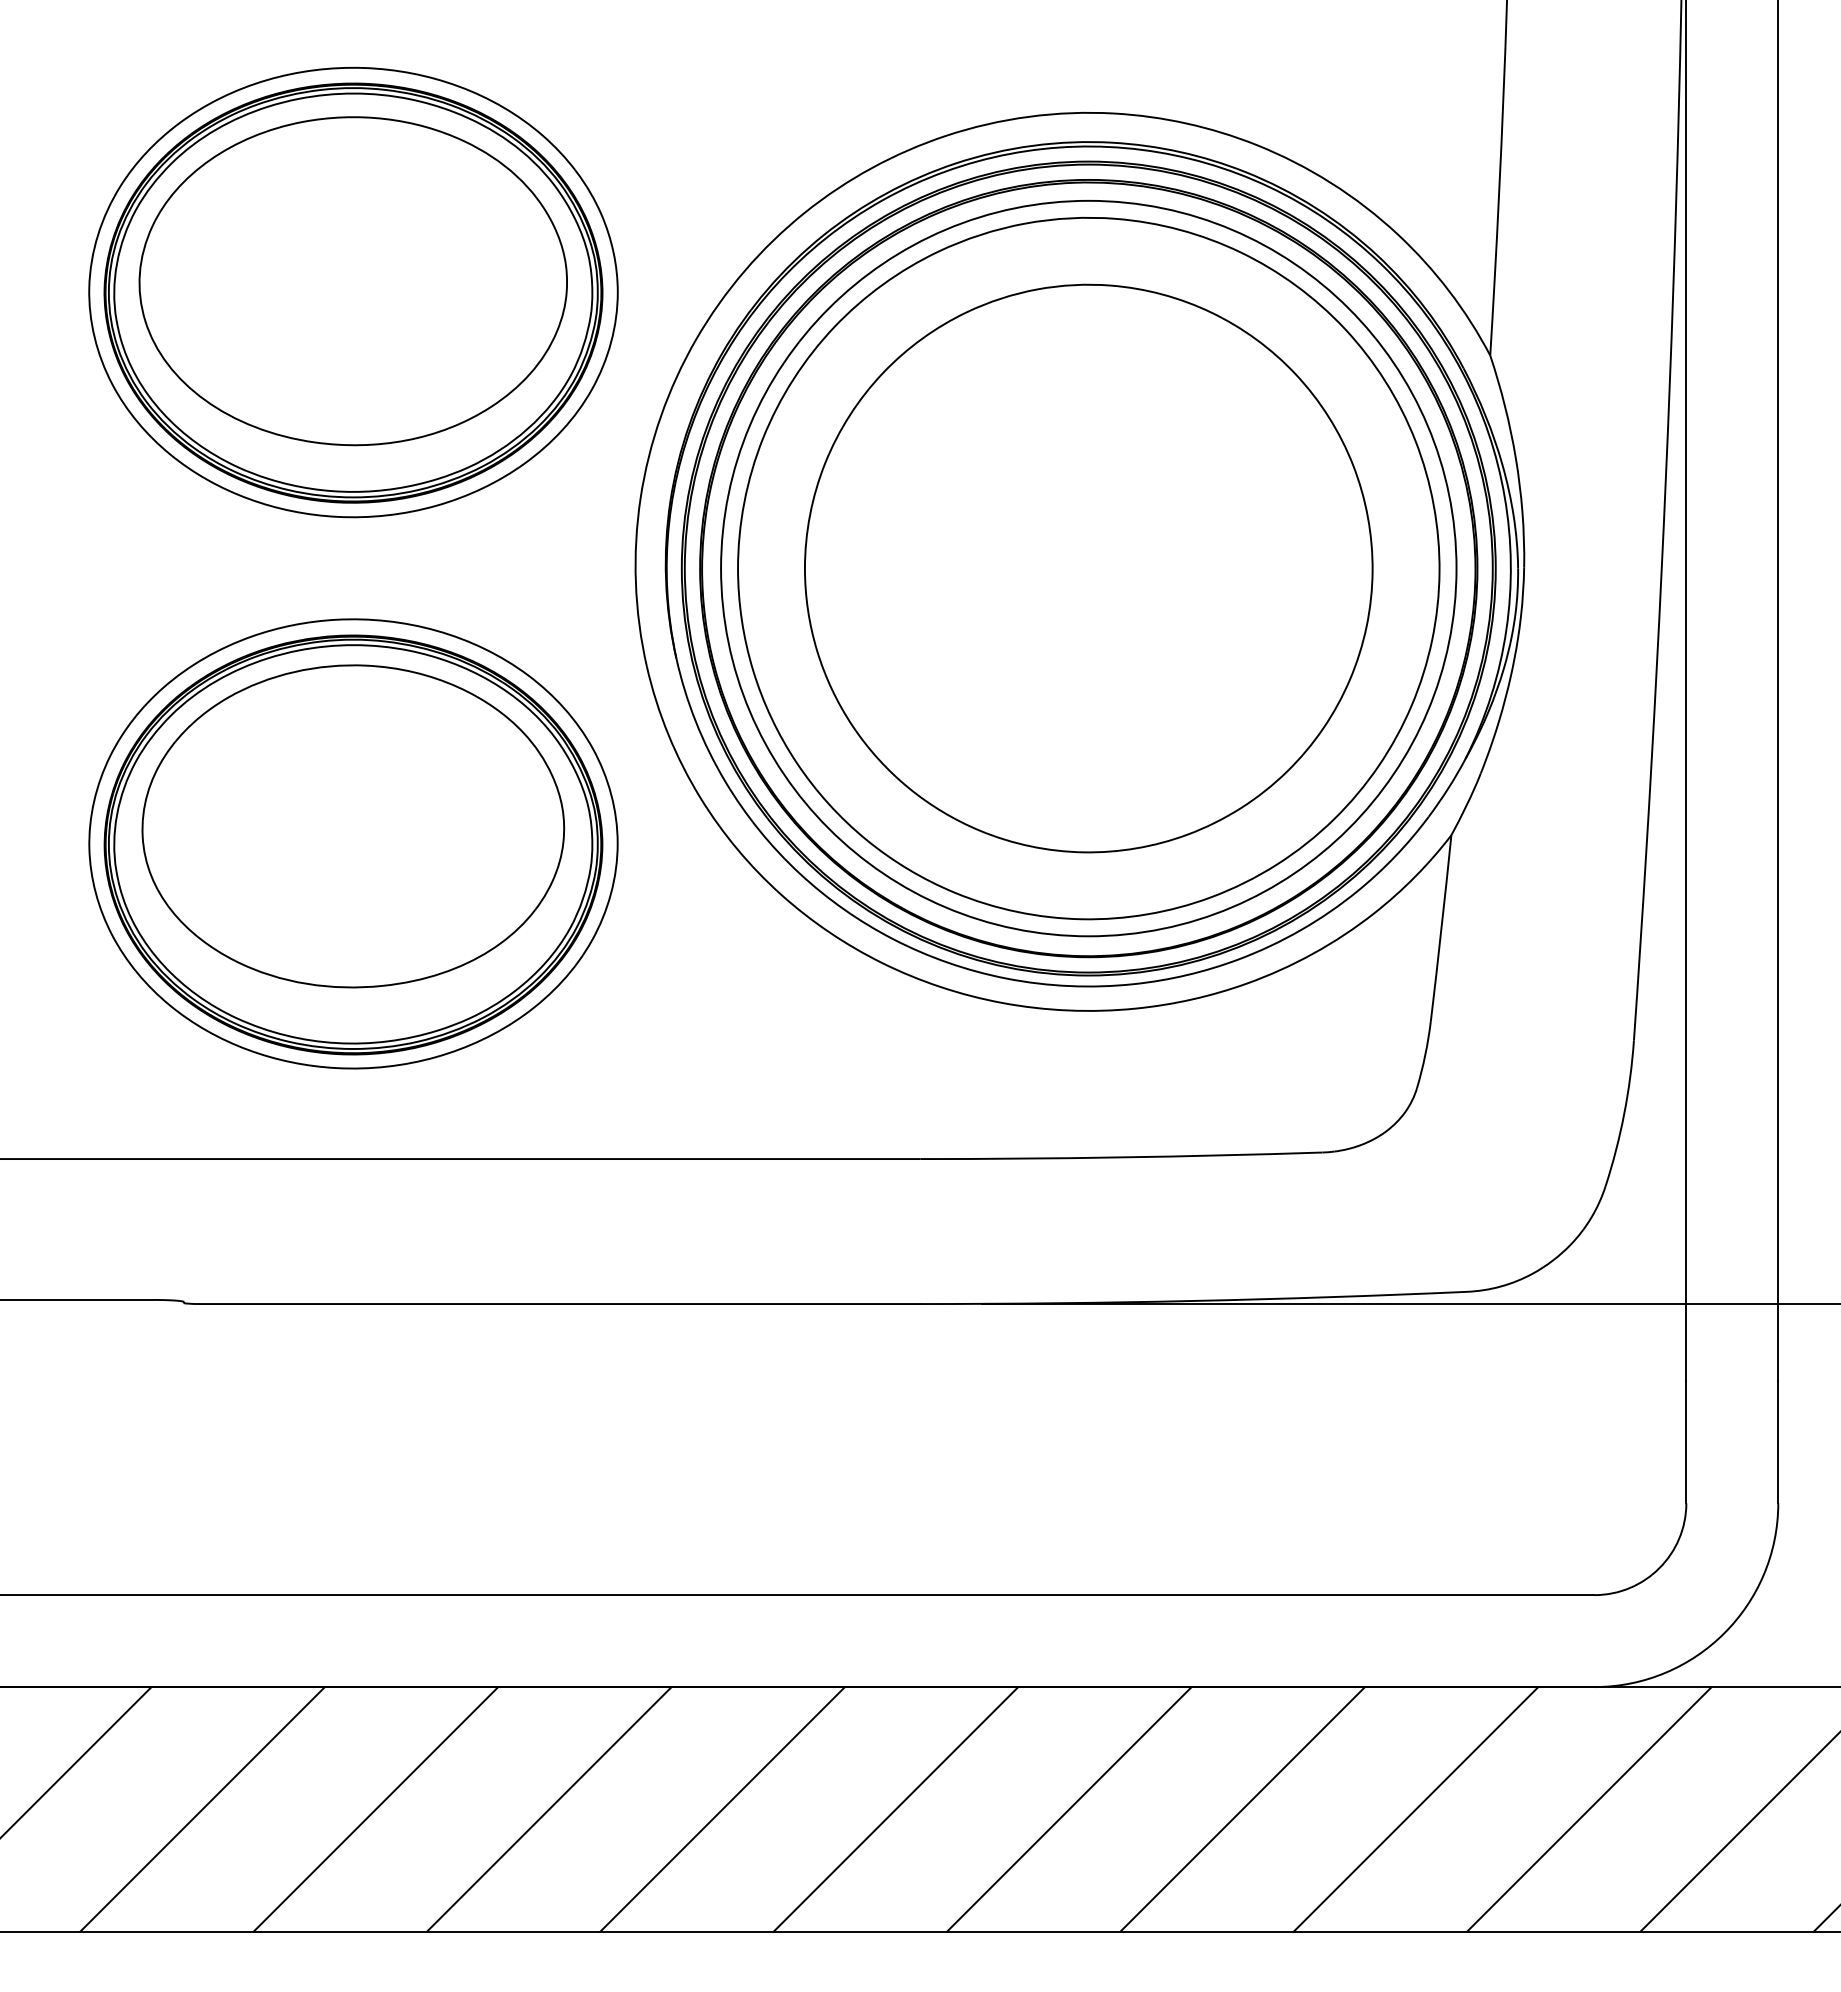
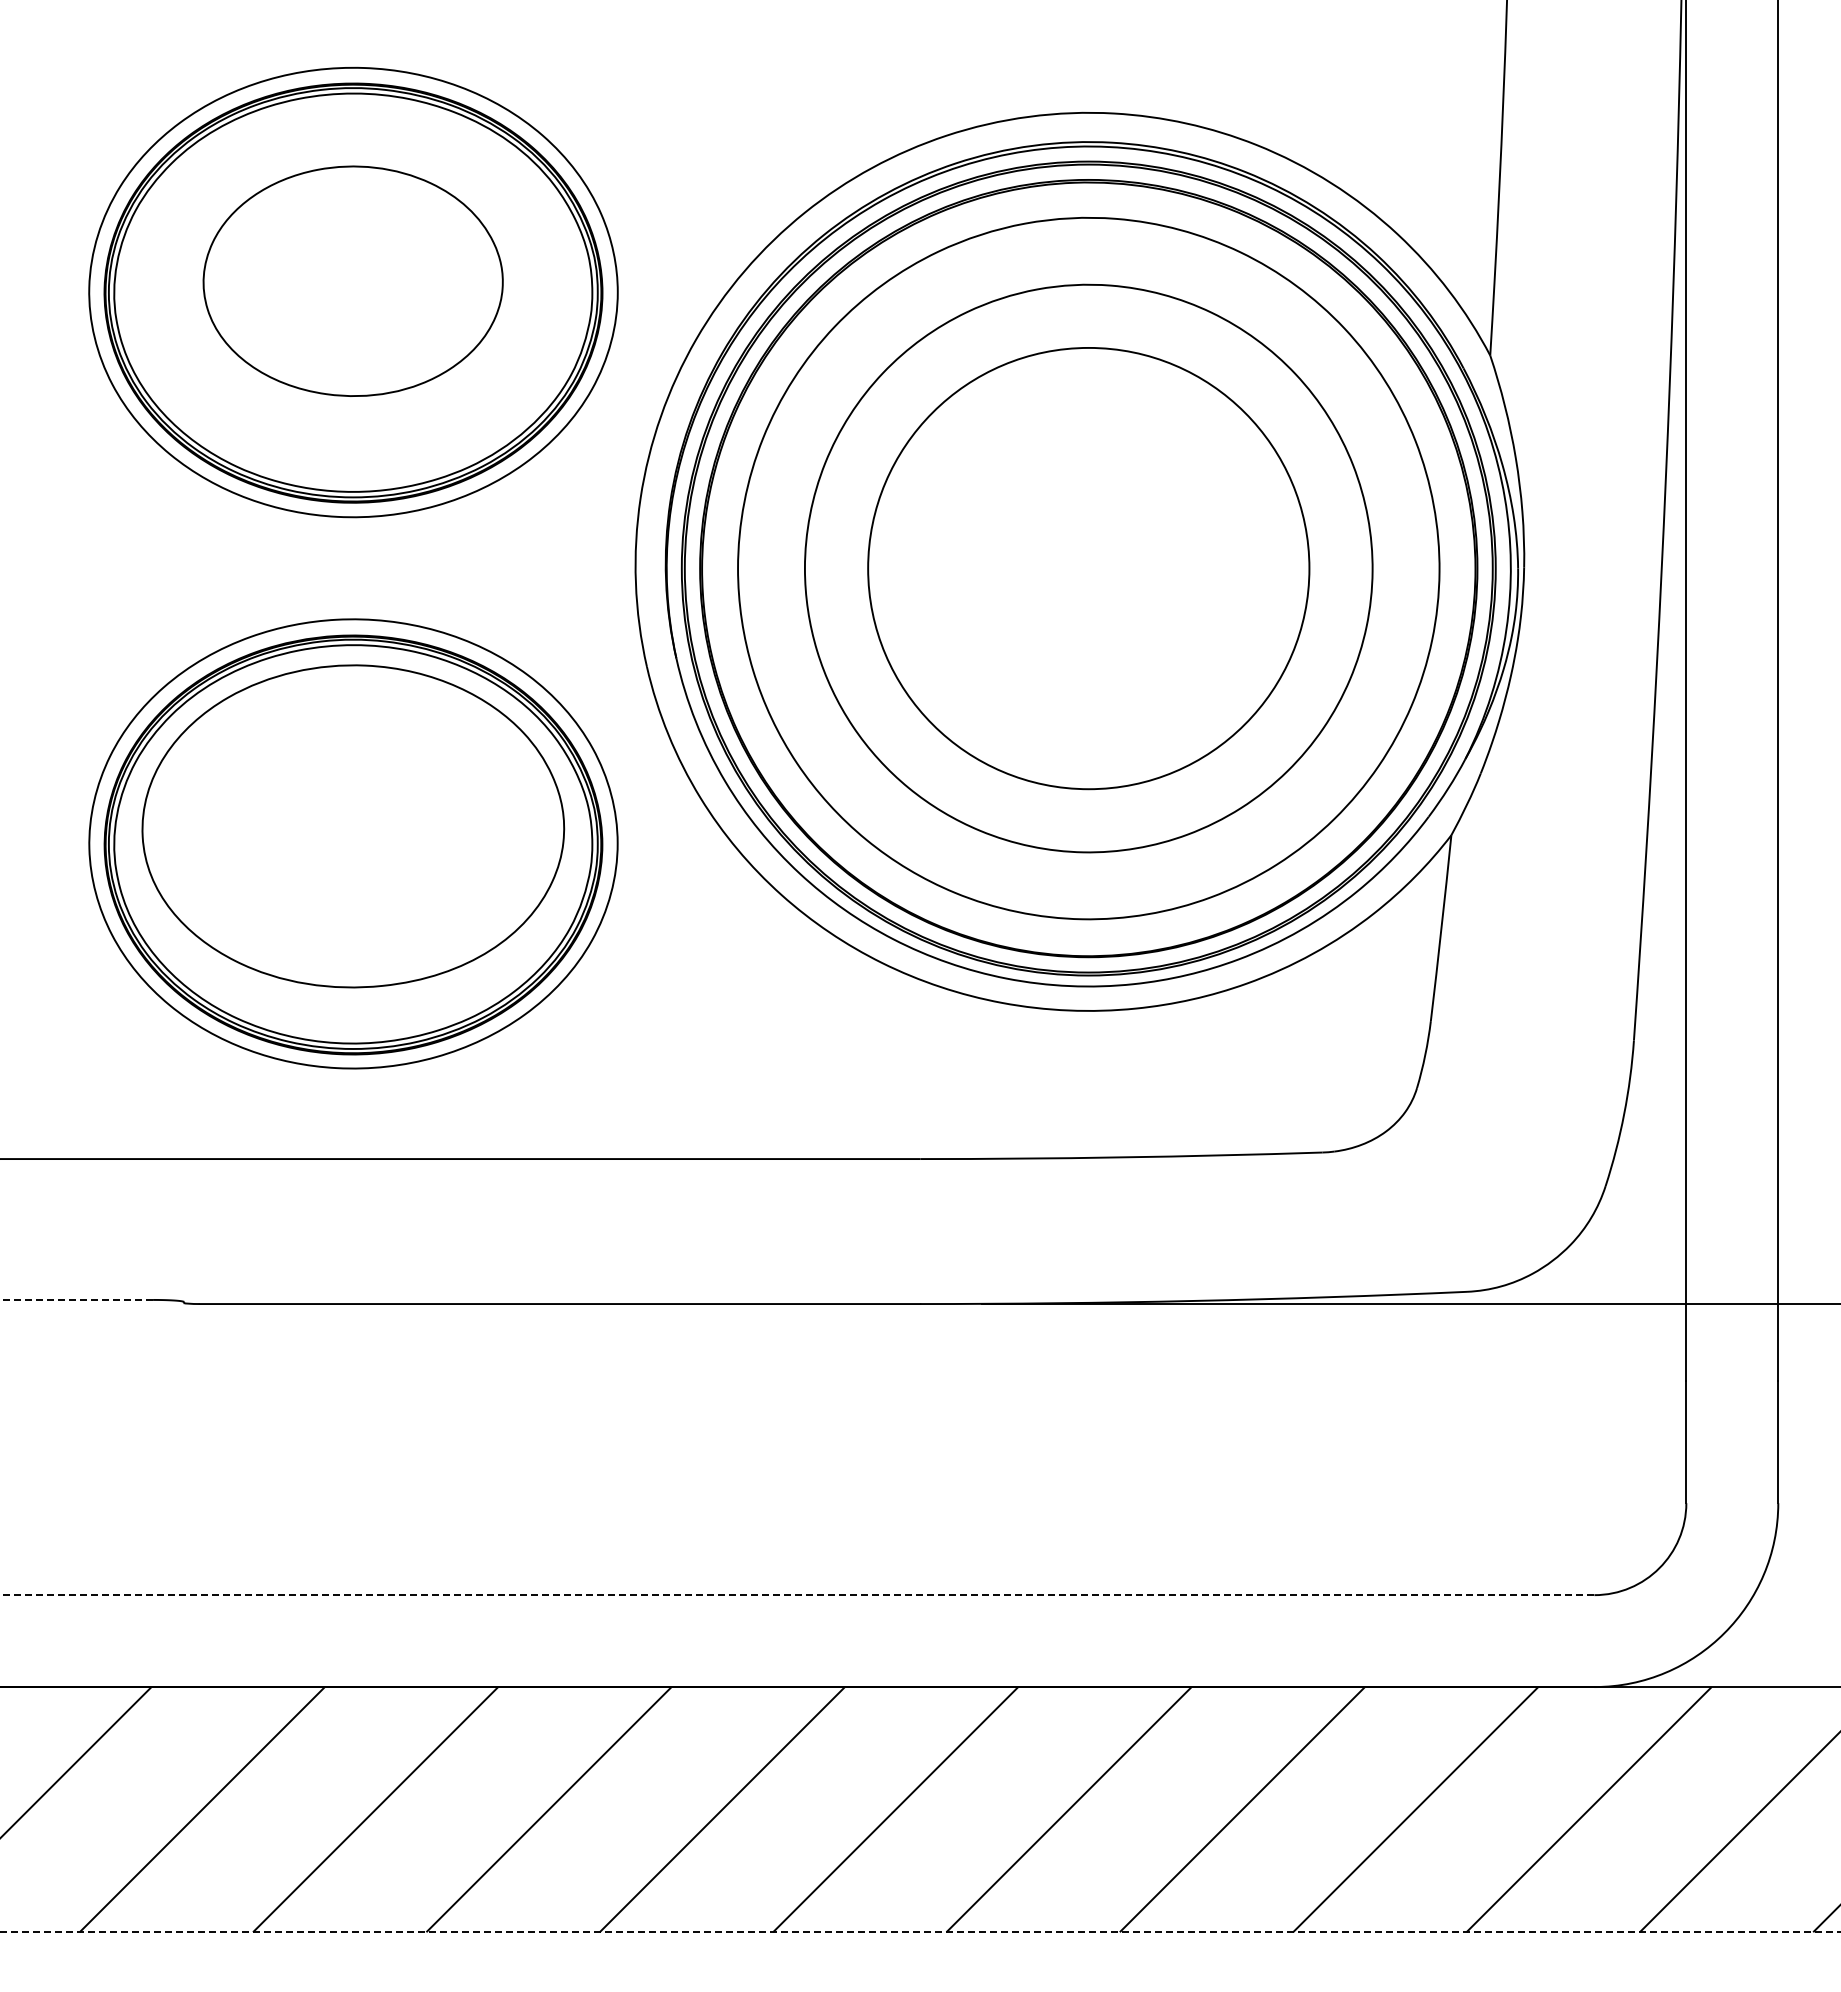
part size: 430x331 px -> 302x232 px (352, 280)
circle diameter: 735 px -> 441 px (1088, 568)
line: solid -> dashed (77, 1299)
line: solid -> dashed (797, 1595)
line: solid -> dashed (920, 1932)
